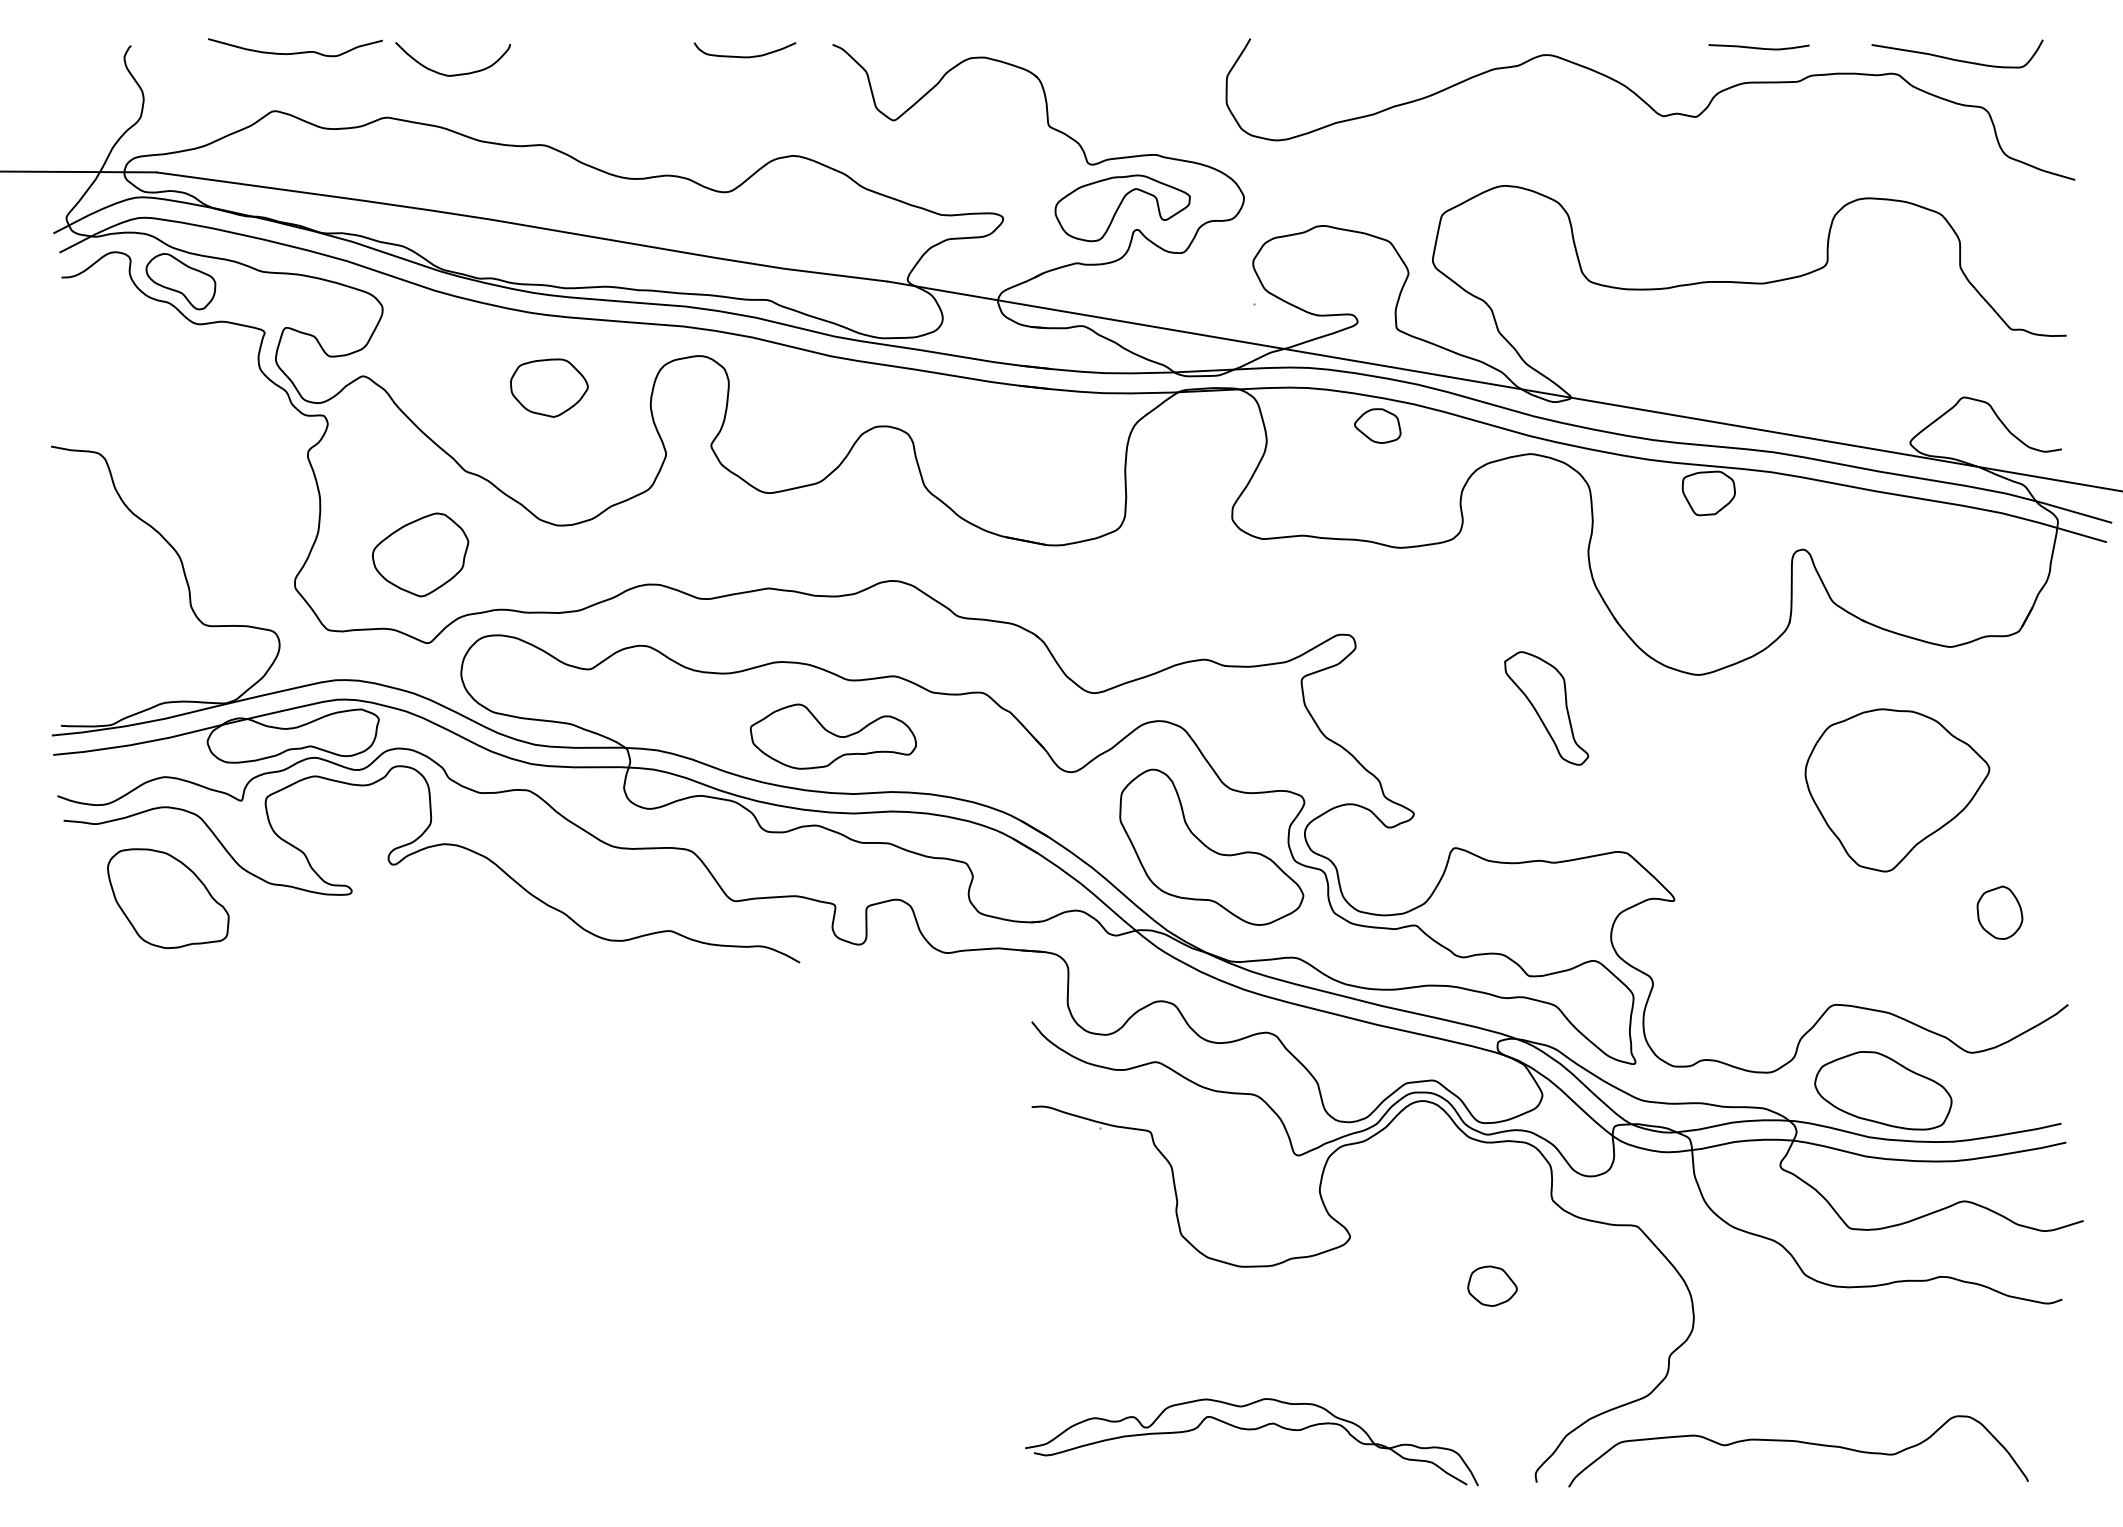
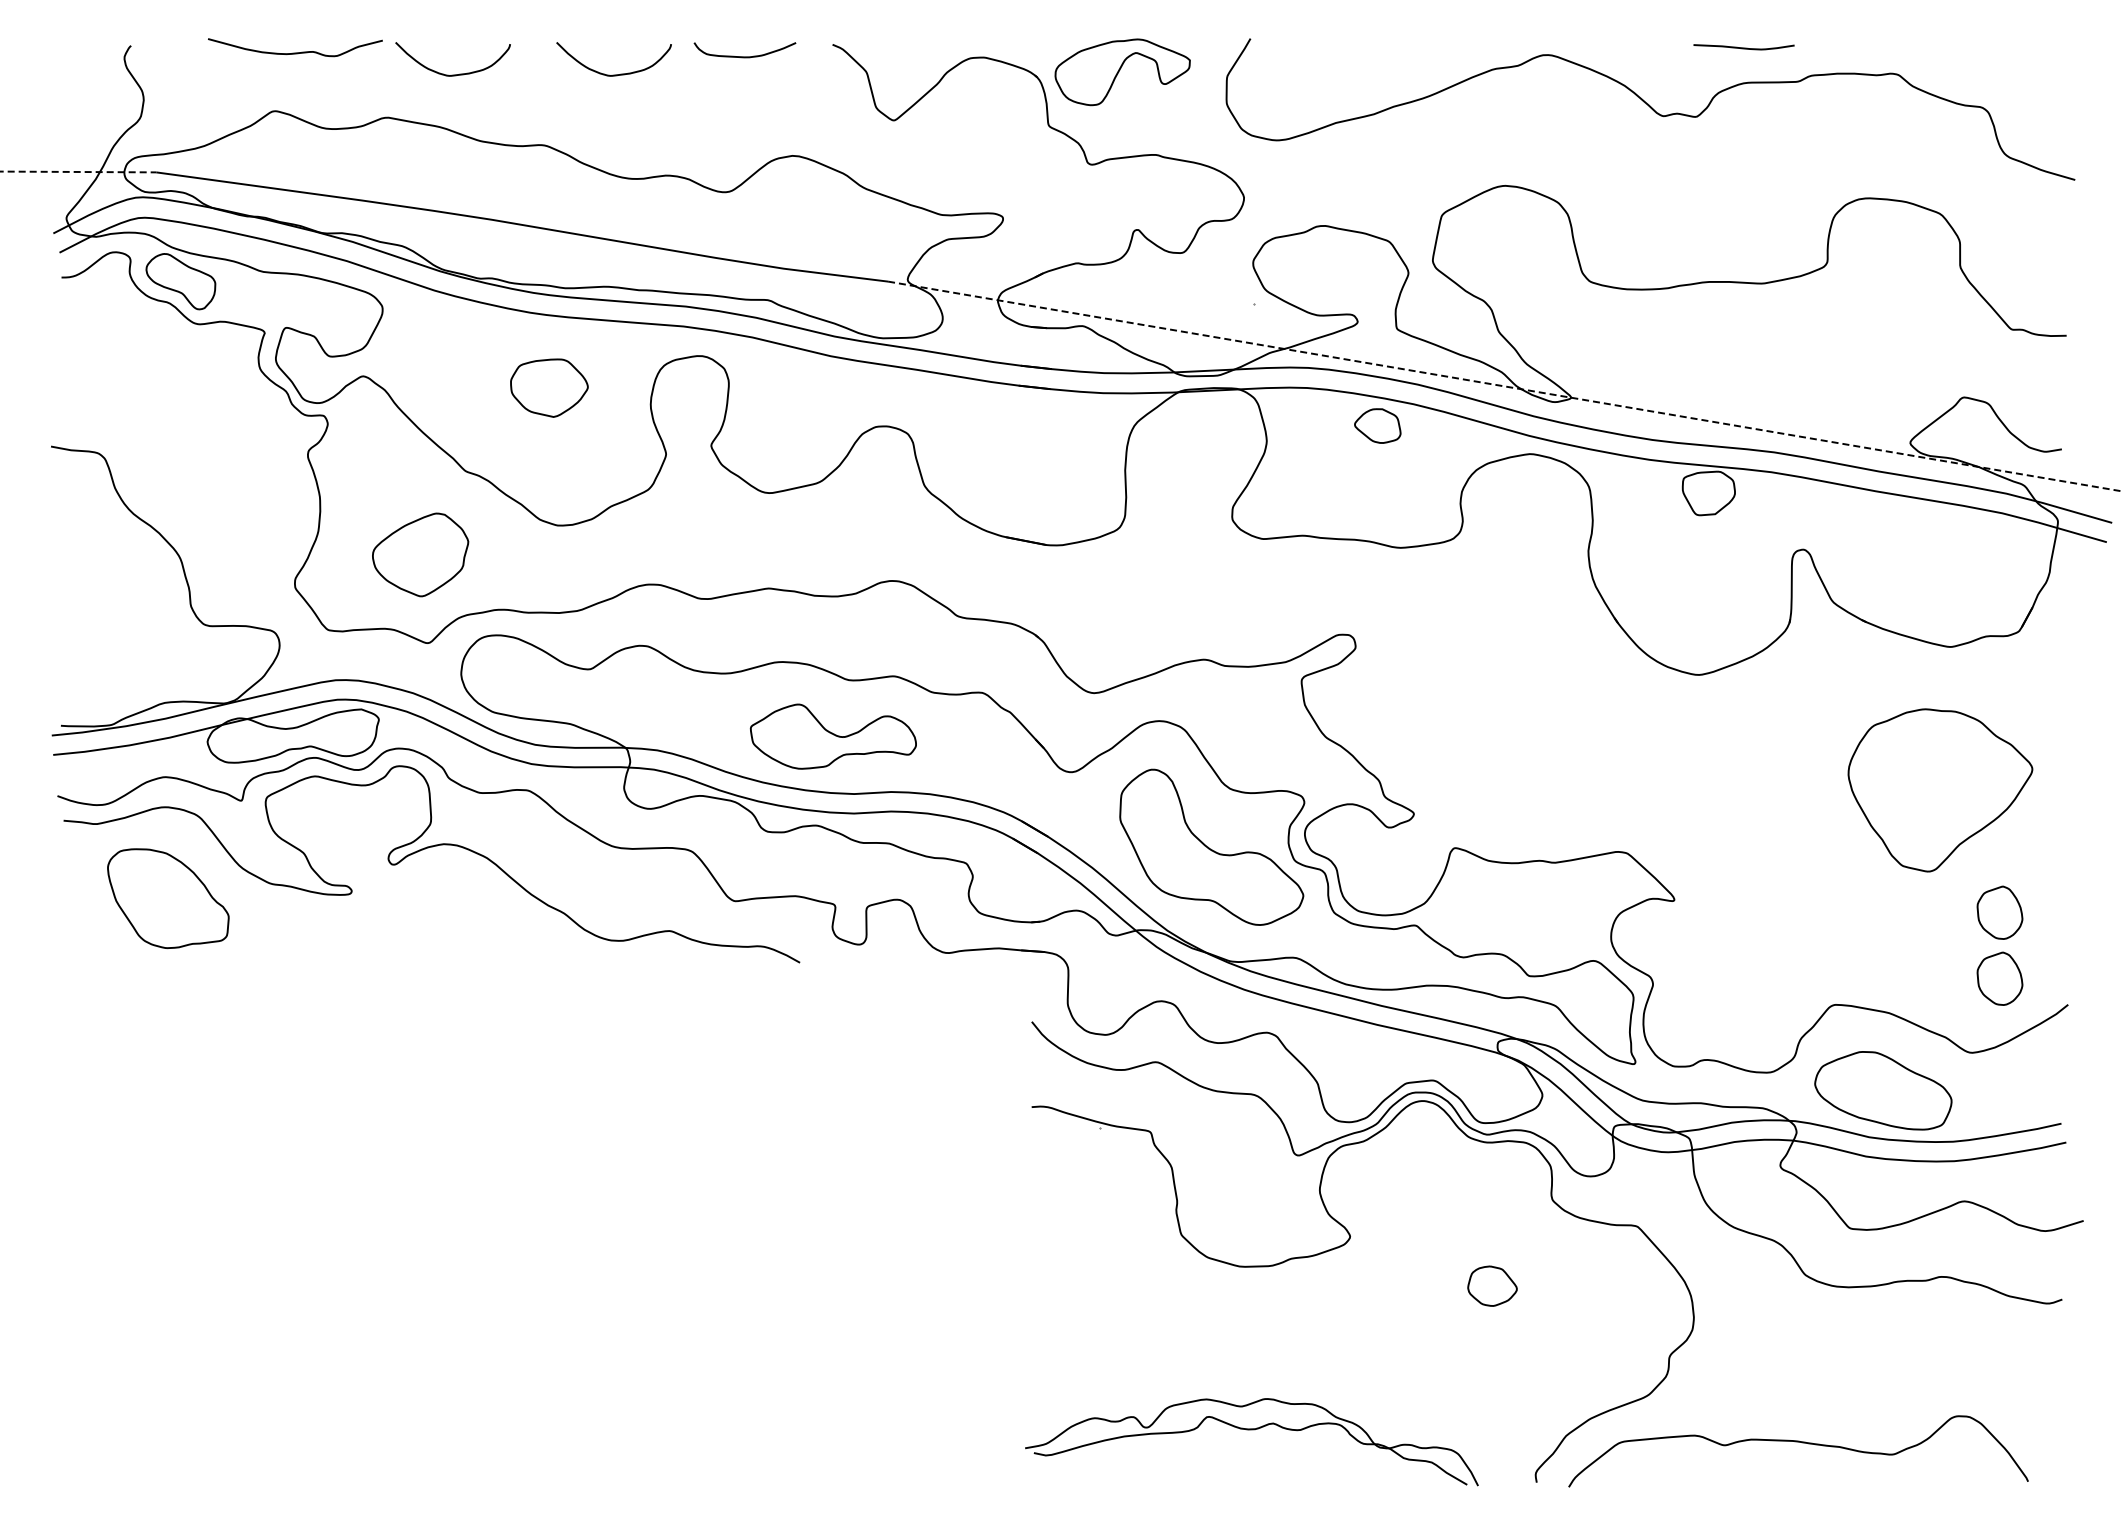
curve position: (1758, 47) -> (1743, 47) (1743, 47)
curve: present -> none (1957, 59)
curve: none -> present (613, 74)
line: solid -> dashed (78, 171)
part position: (1122, 208) -> (1122, 72) (1122, 72)
line: solid -> dashed (1505, 386)
part: present -> none (1546, 708)
part position: (1897, 790) -> (1940, 790) (1940, 790)
part: none -> present (1999, 978)
